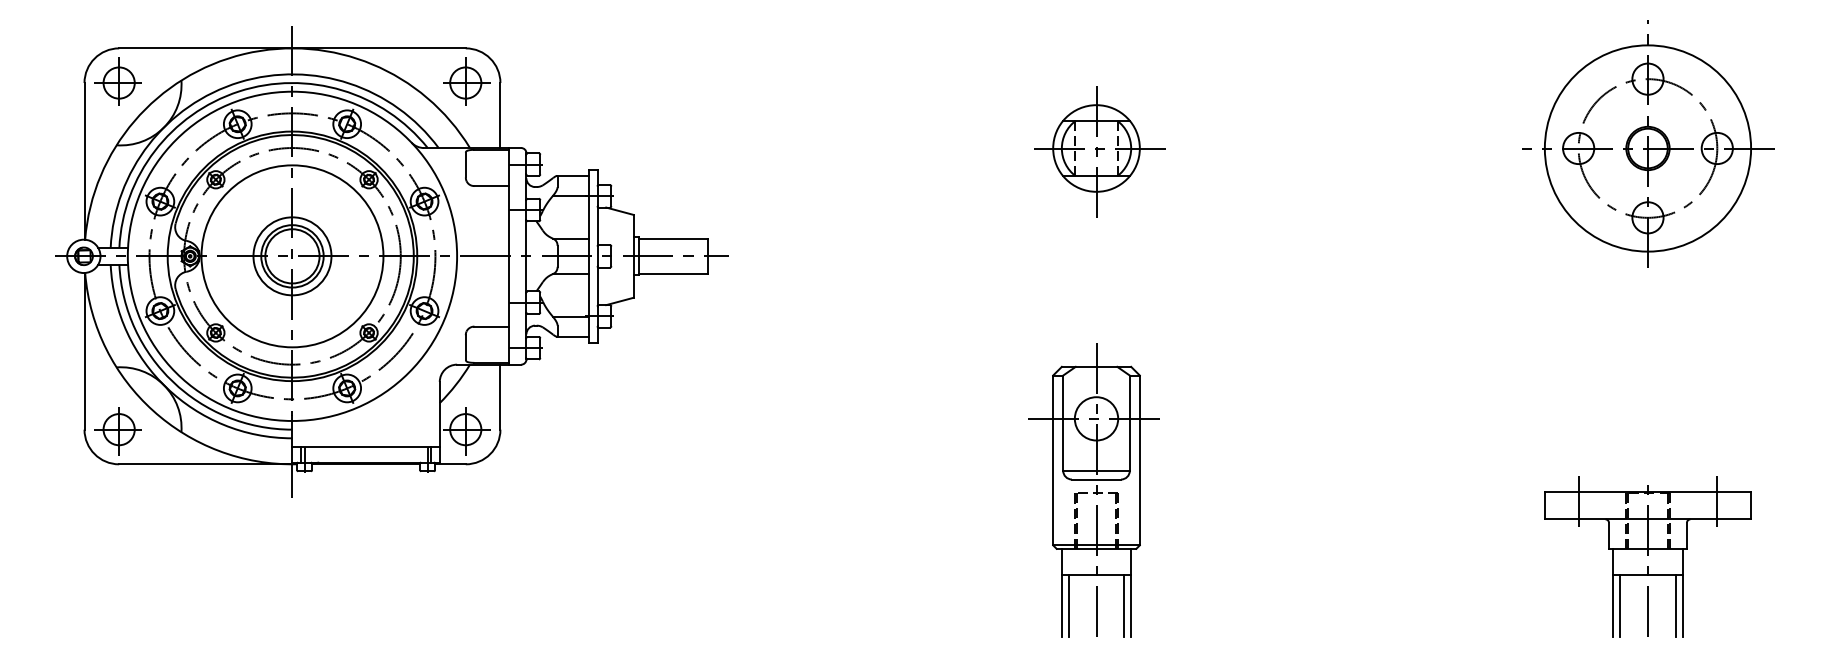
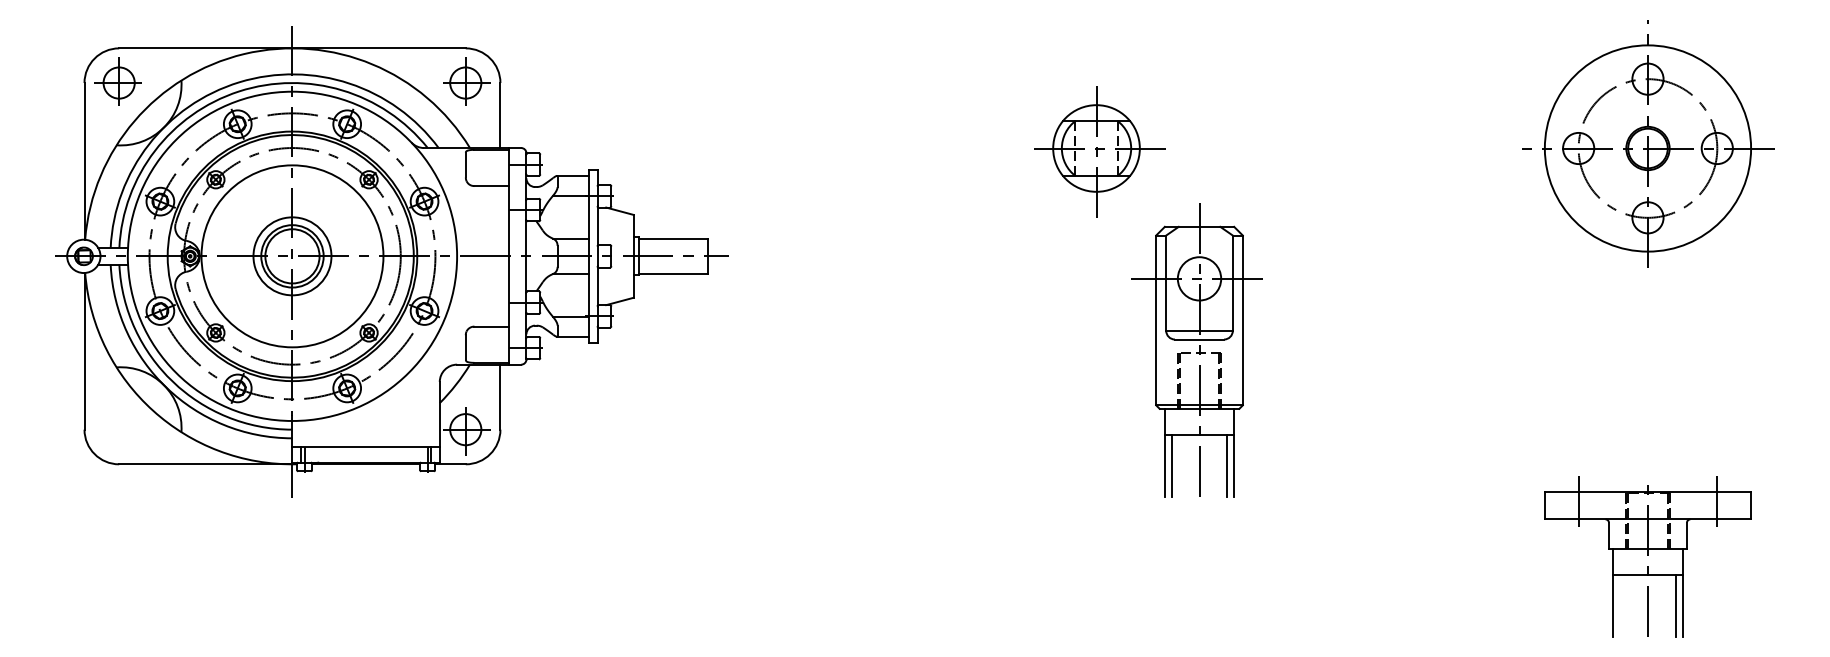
part: present -> none (117, 431)
part position: (1093, 490) -> (1196, 350) (1196, 350)
line: present -> none (1620, 605)
